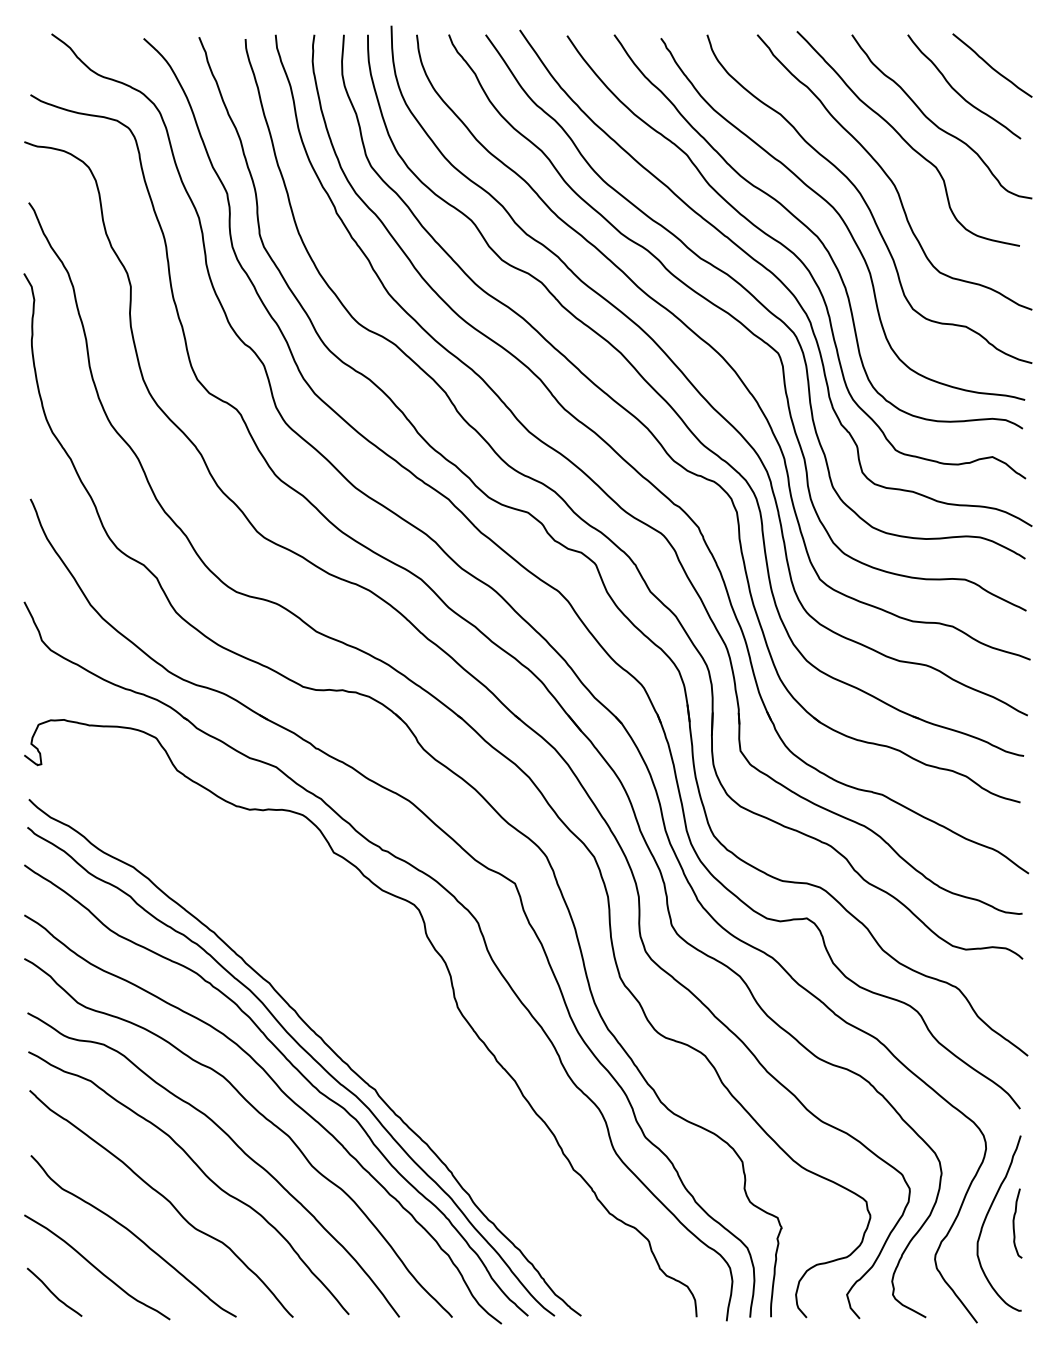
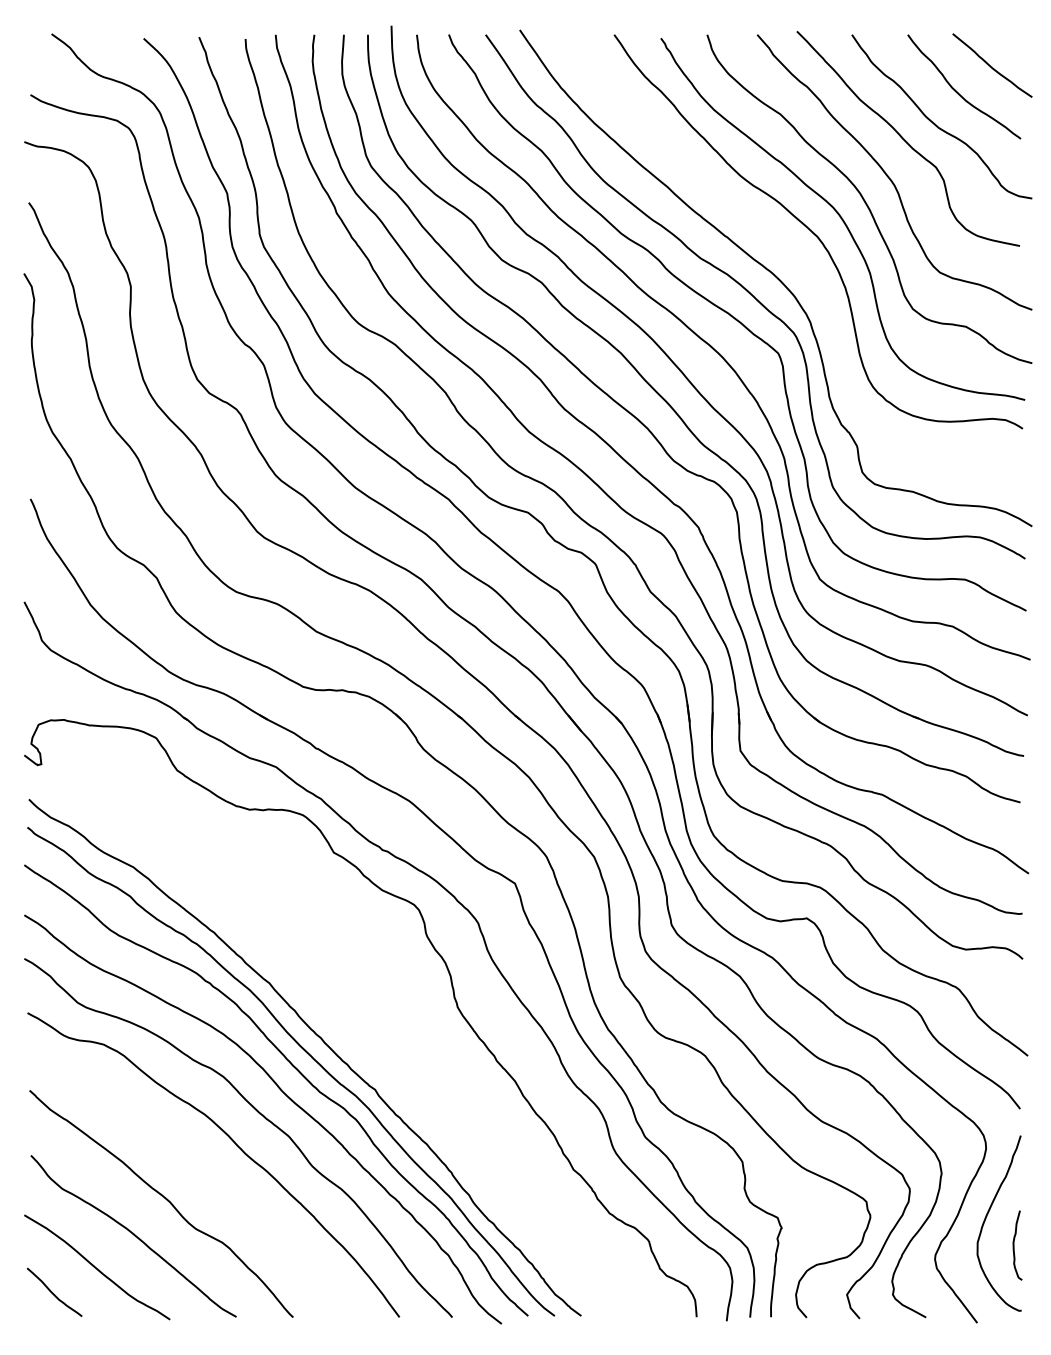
curve: present -> none (796, 257)
curve: present -> none (203, 1174)
curve position: (1014, 1223) -> (1014, 1245) (1014, 1245)
